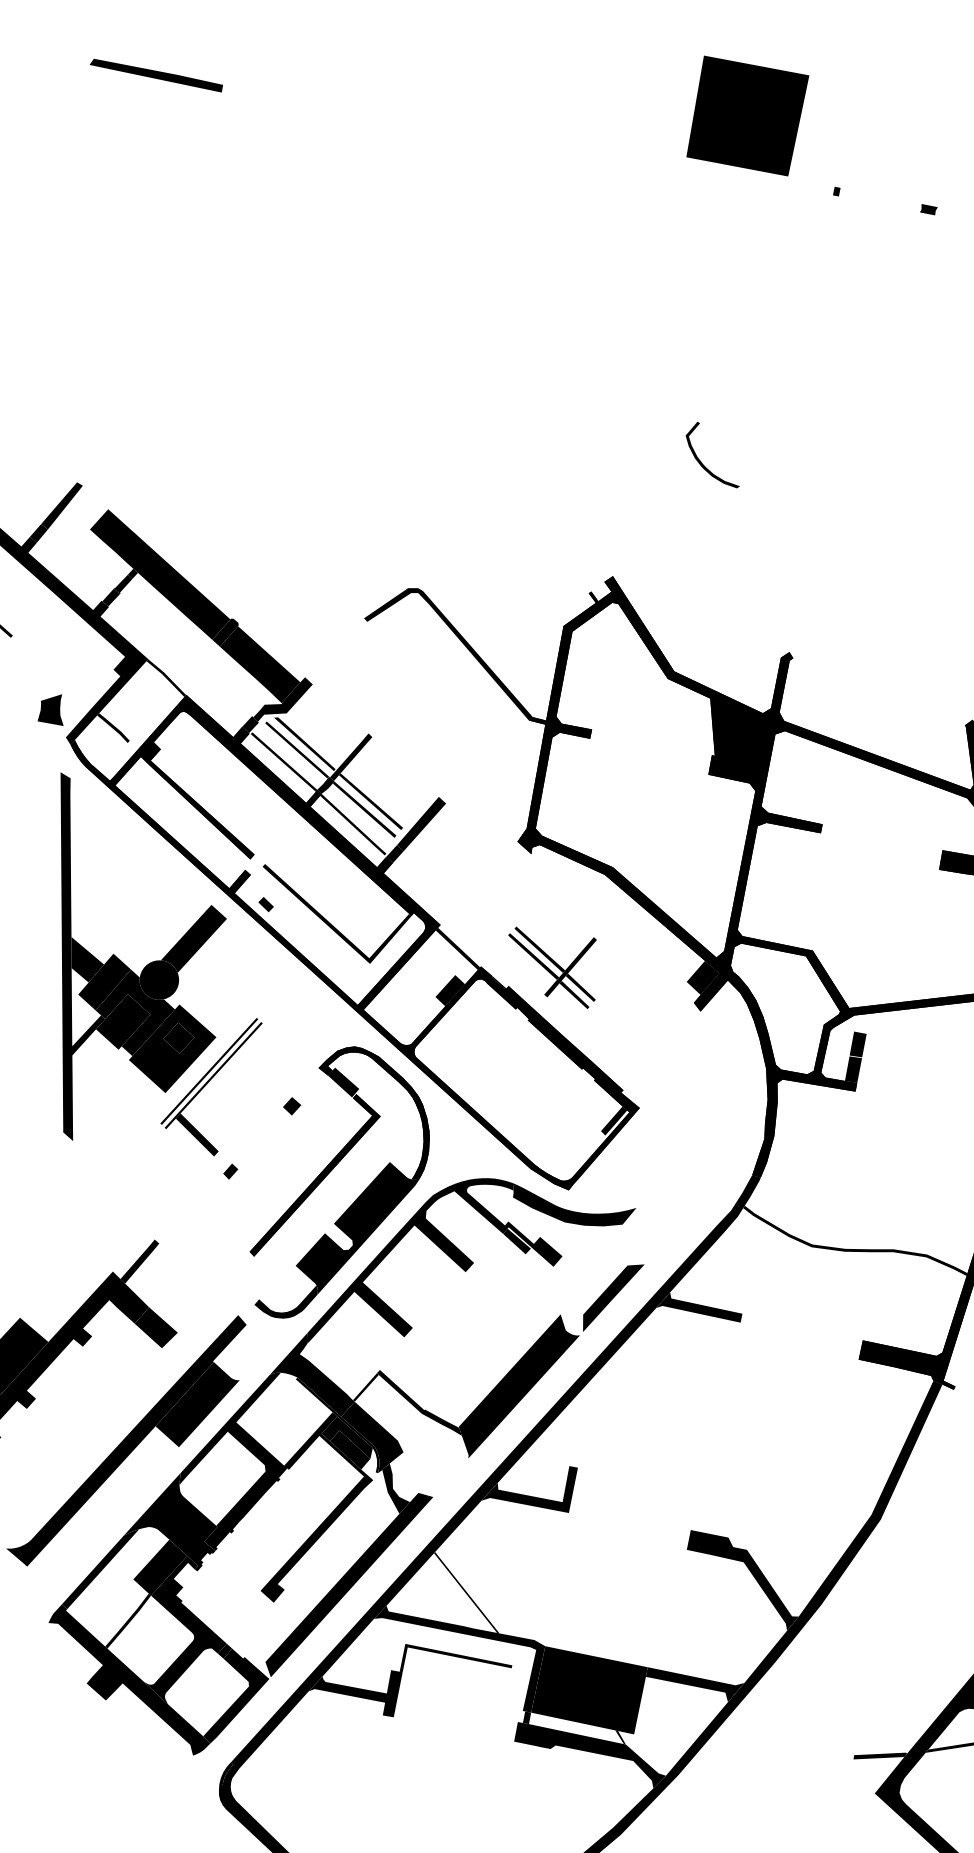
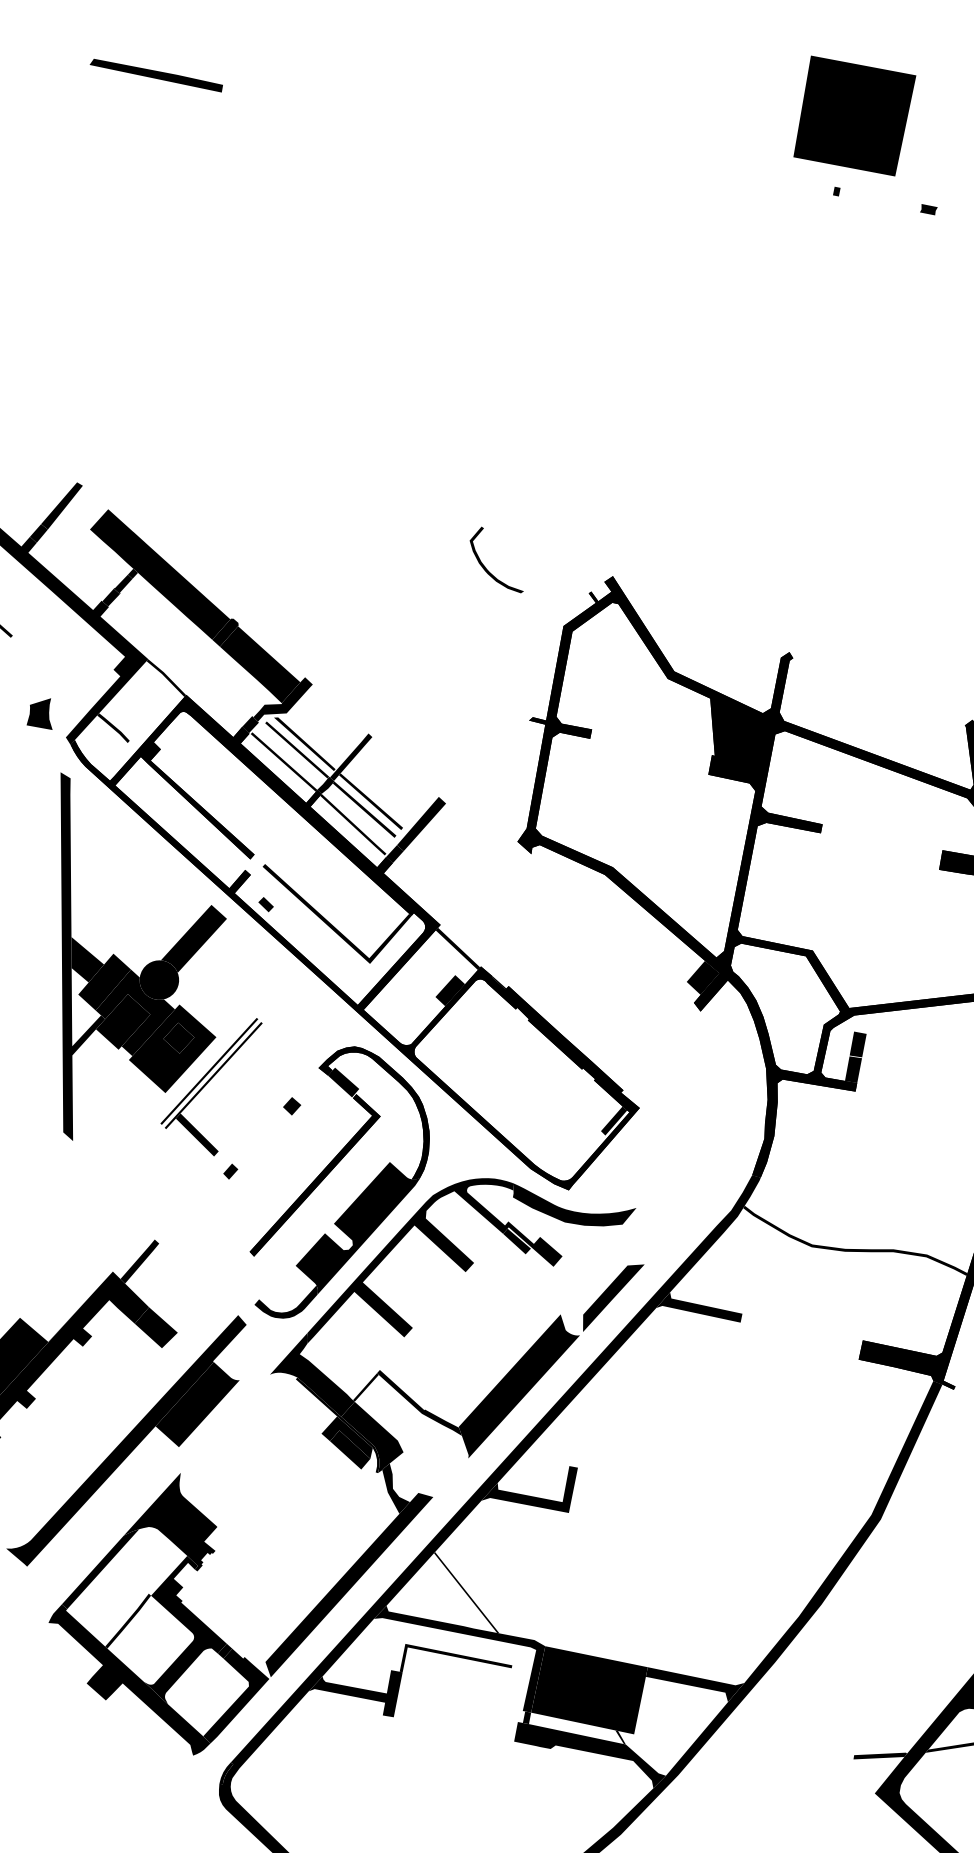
part position: (747, 115) -> (854, 115) (854, 115)
part position: (701, 461) -> (485, 566) (485, 566)
fill: present -> none (448, 654)
part position: (50, 709) -> (39, 713) (39, 713)
part: present -> none (552, 967)
fill: present -> none (276, 1487)
fill: present -> none (160, 1567)
fill: present -> none (742, 1580)
